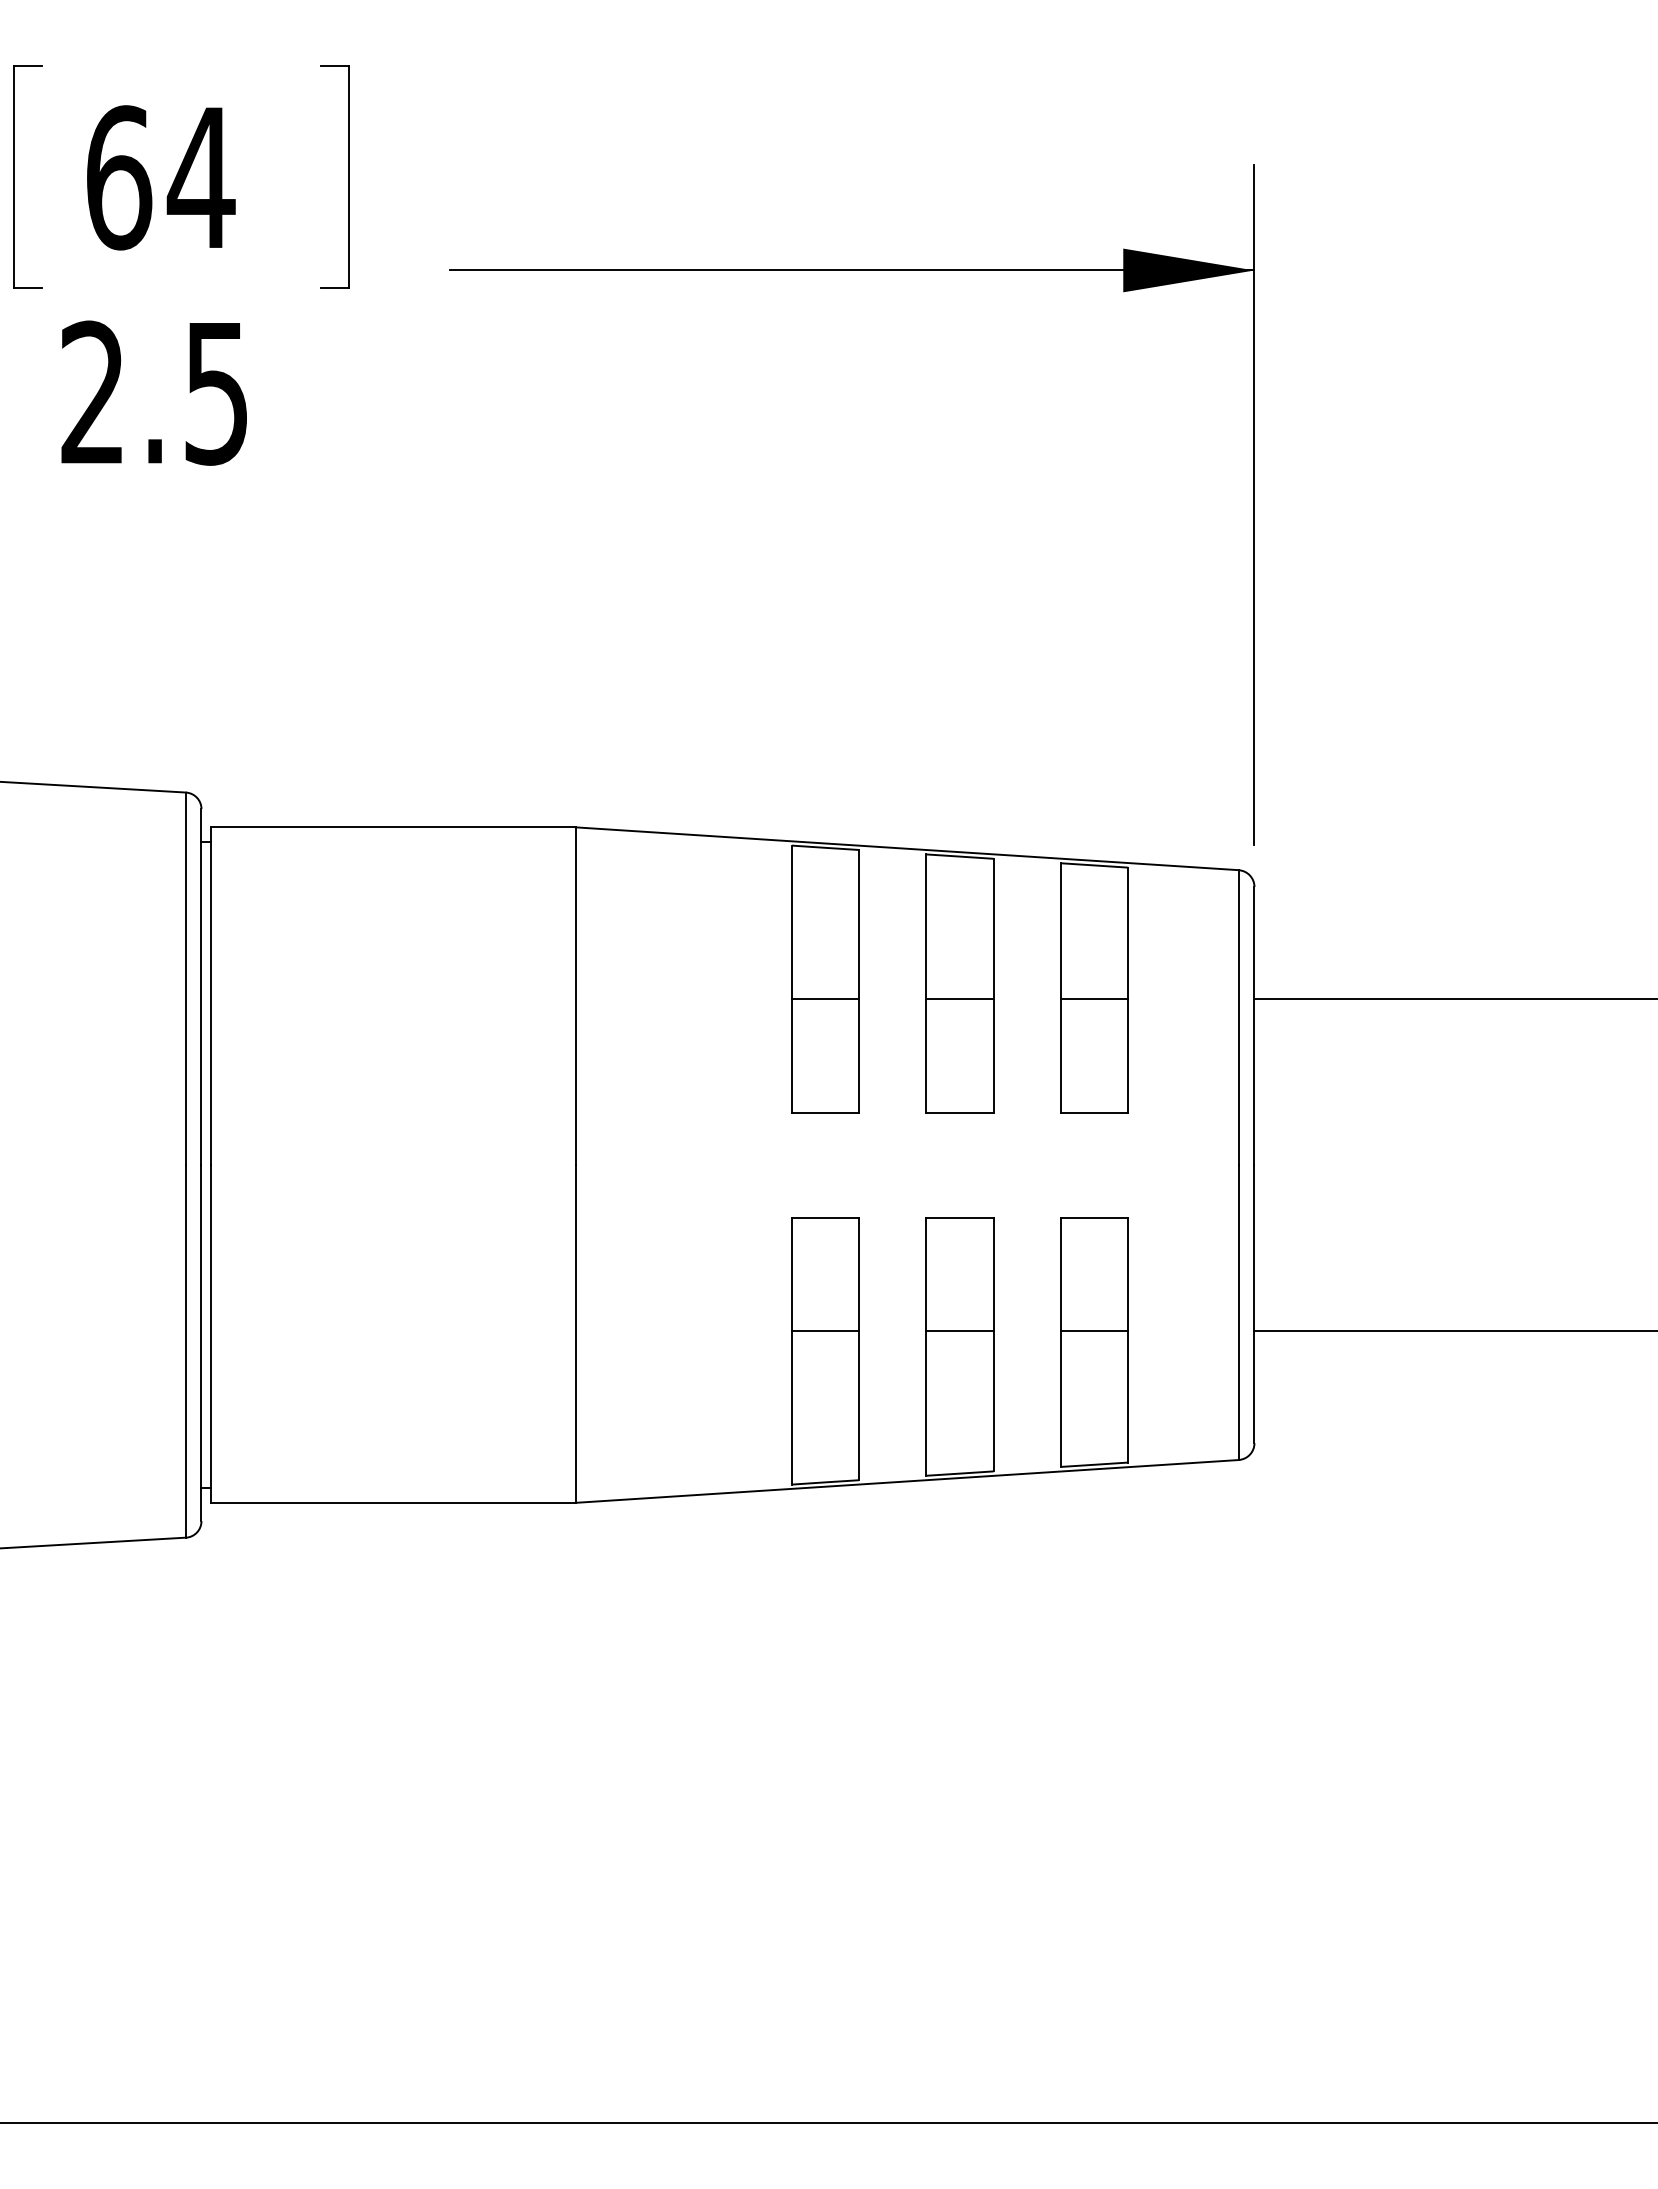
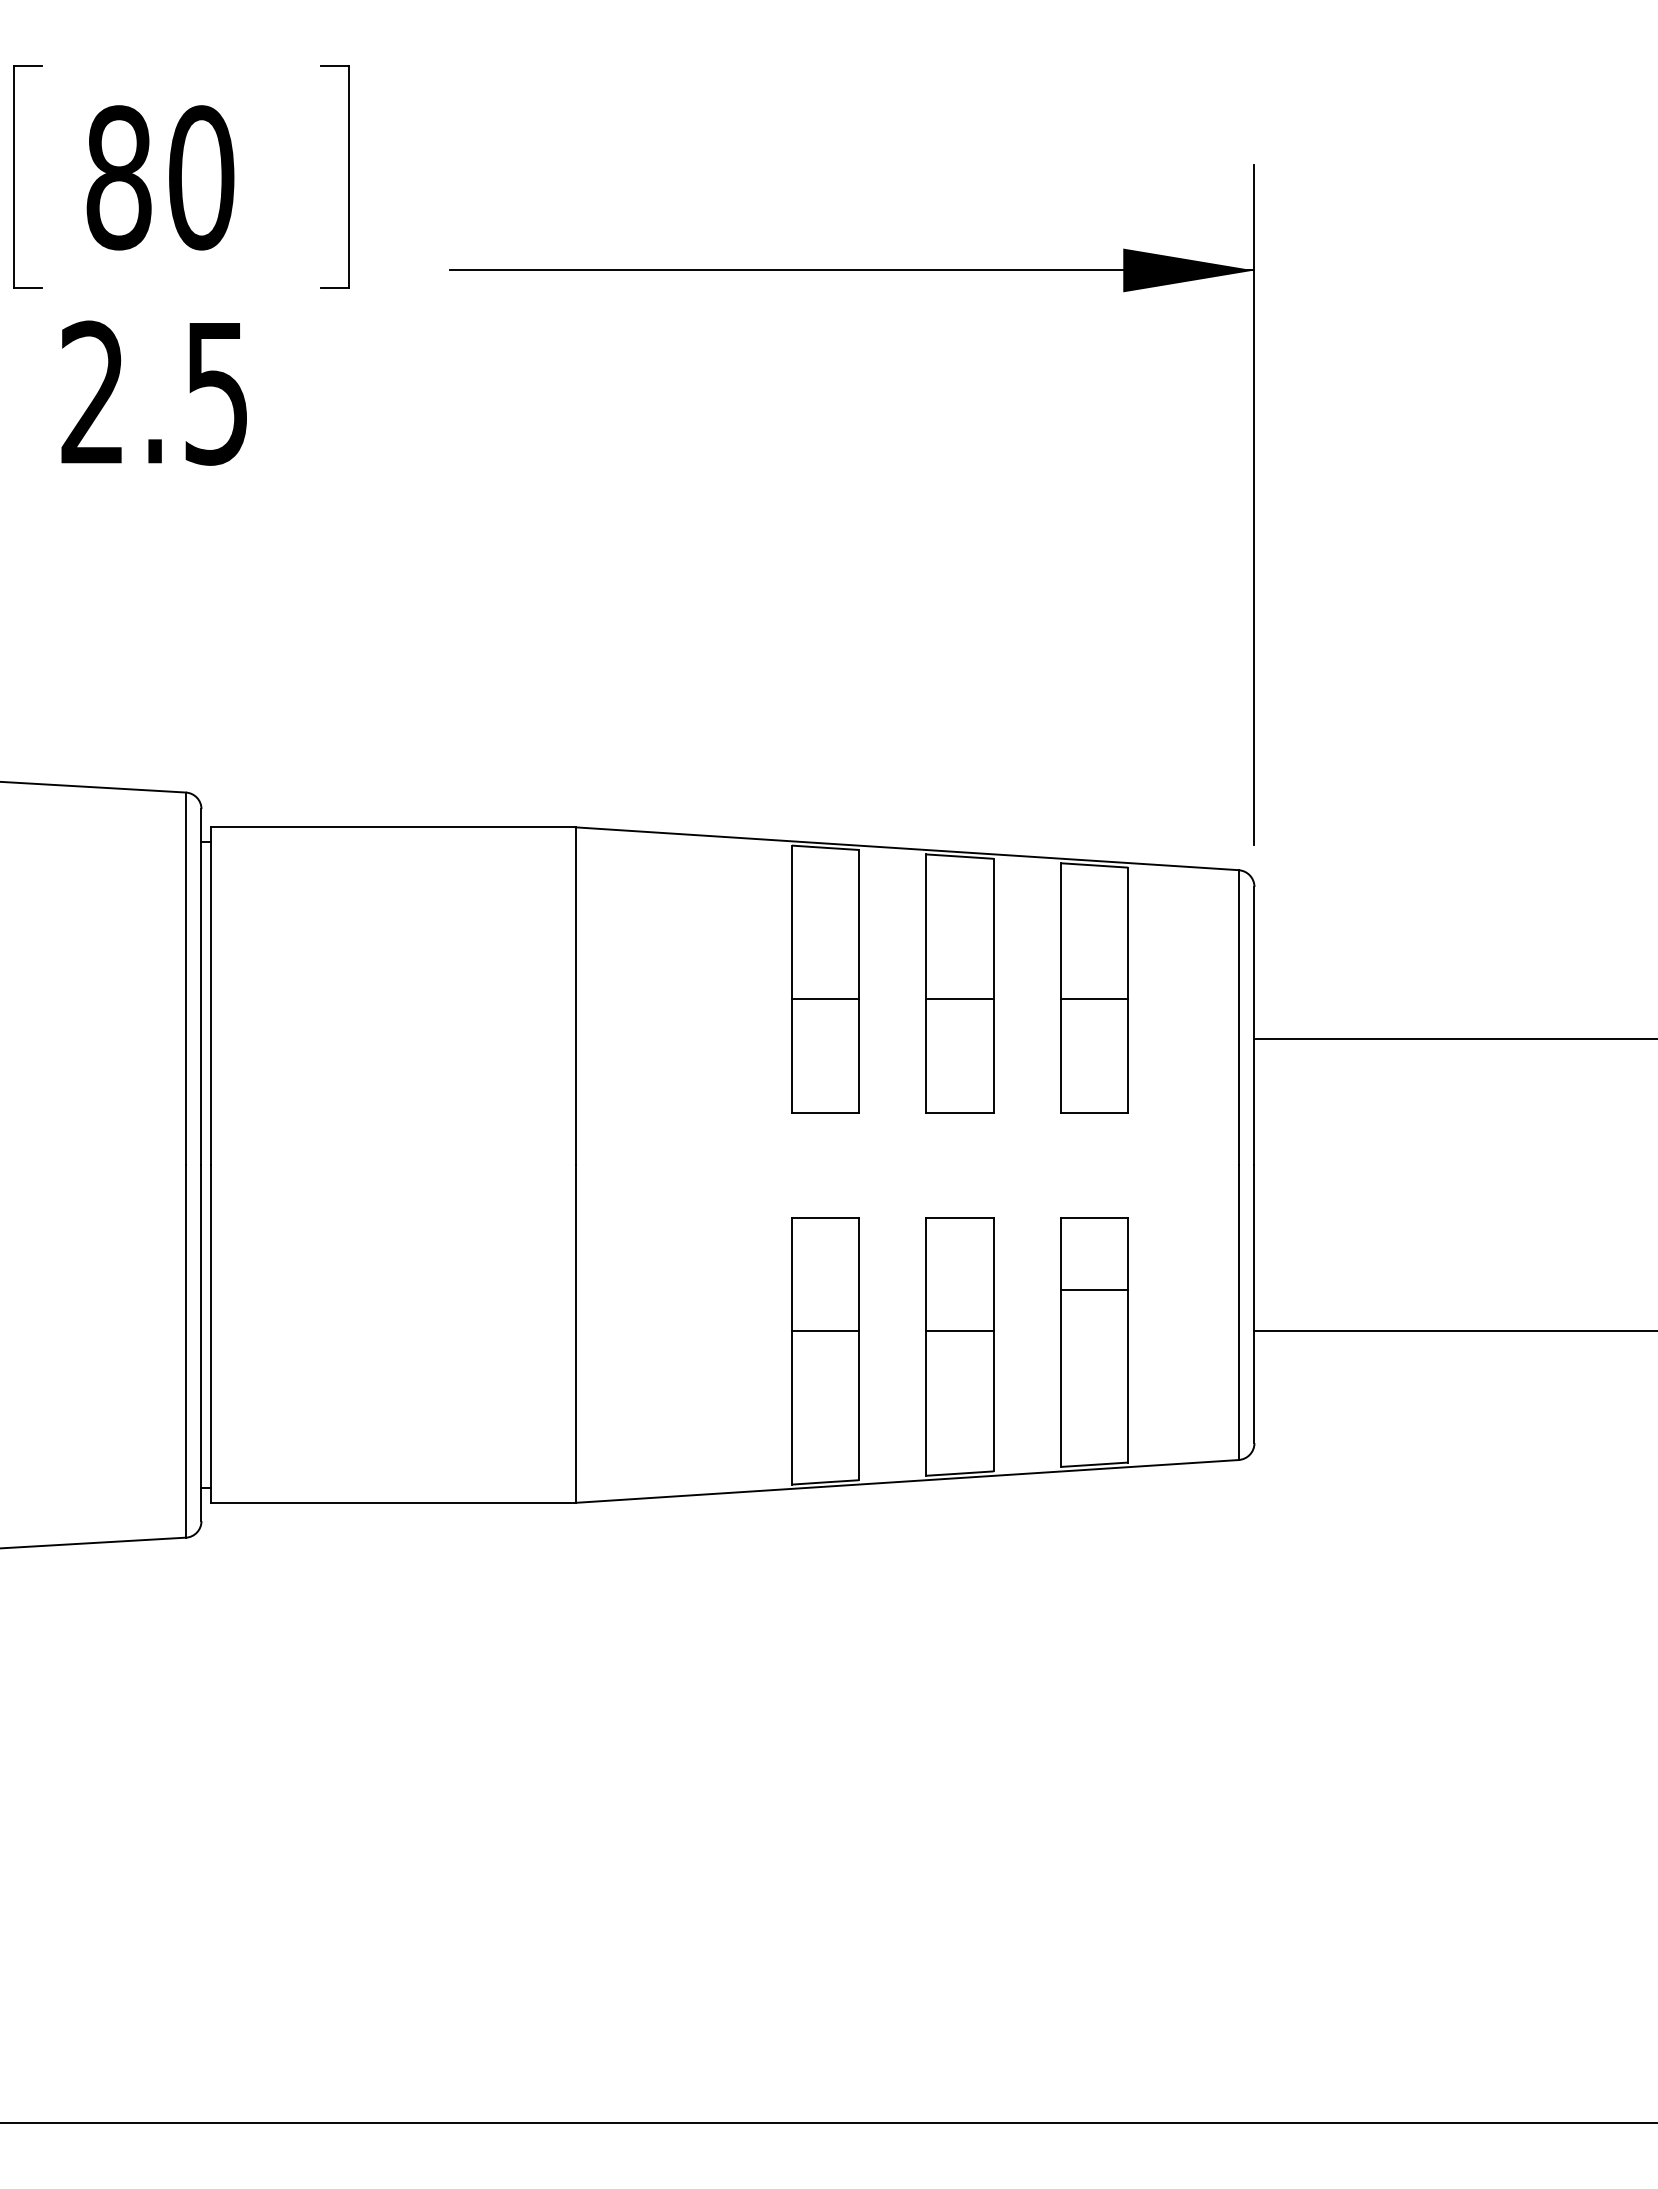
text: 64 -> 80 (160, 177)
line position: (1454, 999) -> (1454, 1039) (1454, 1039)
line position: (1094, 1330) -> (1094, 1289) (1094, 1289)
